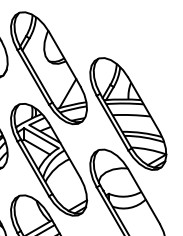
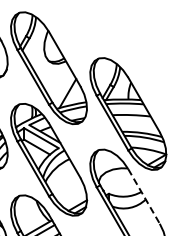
line: solid -> dashed (144, 196)
